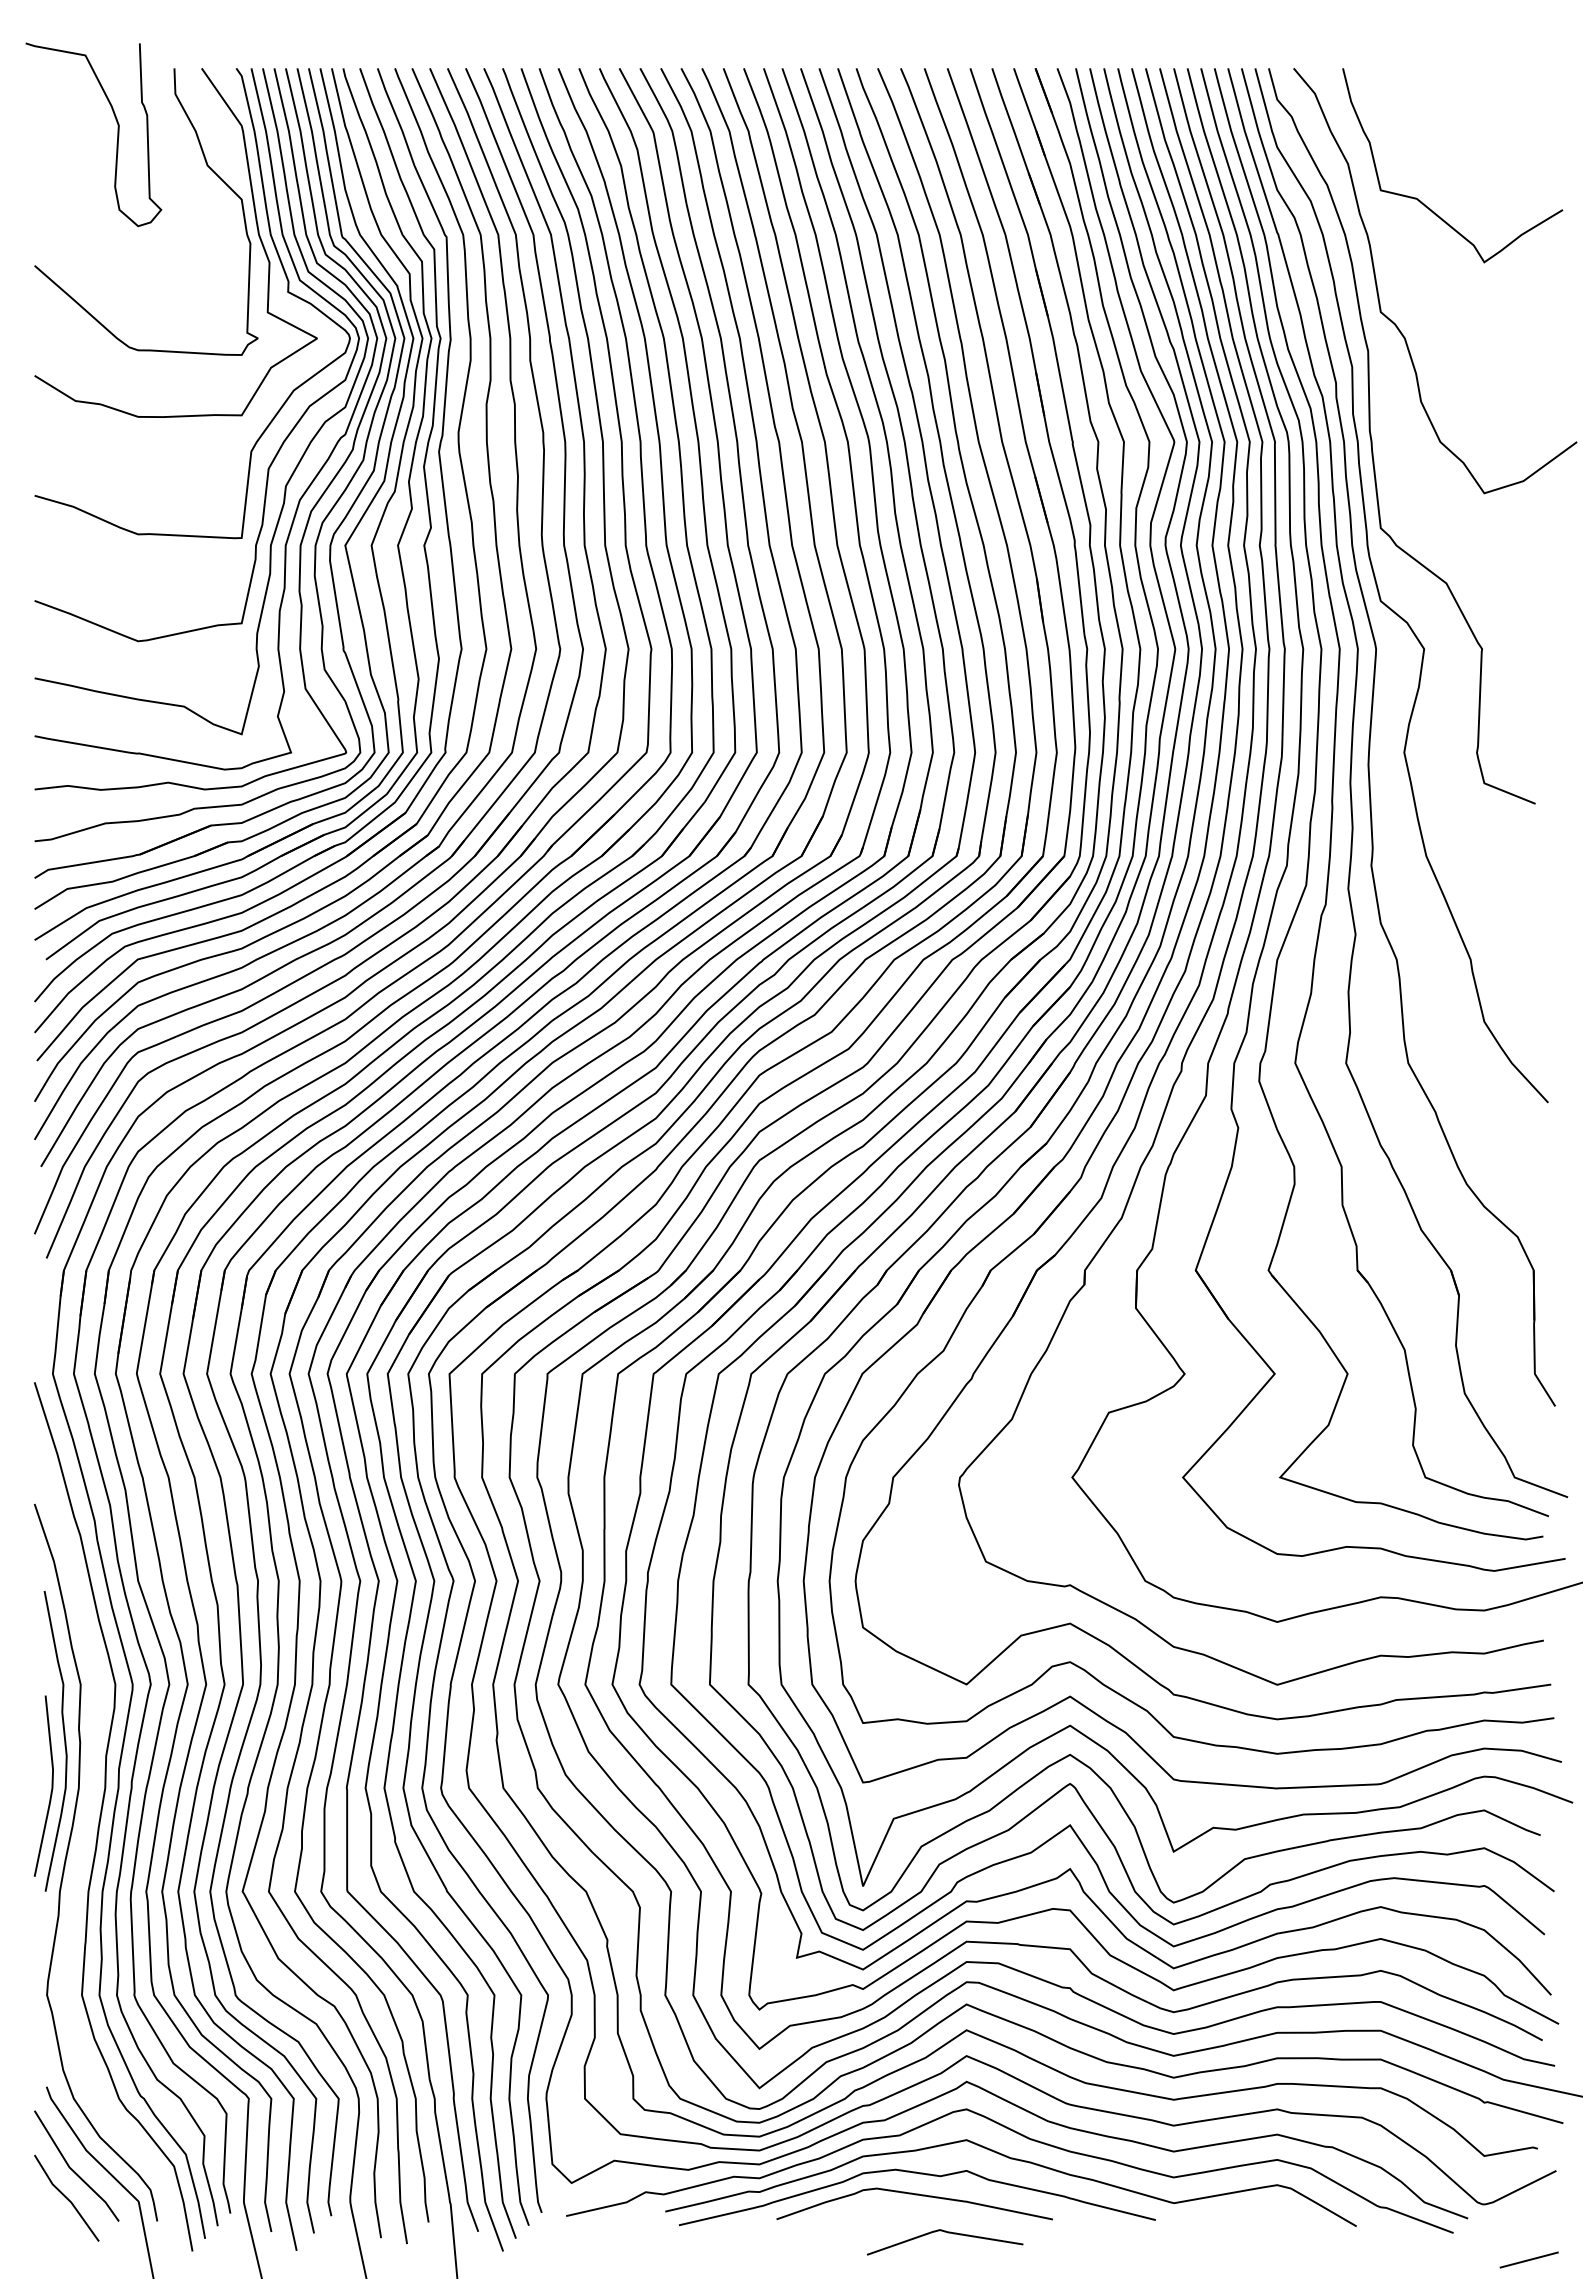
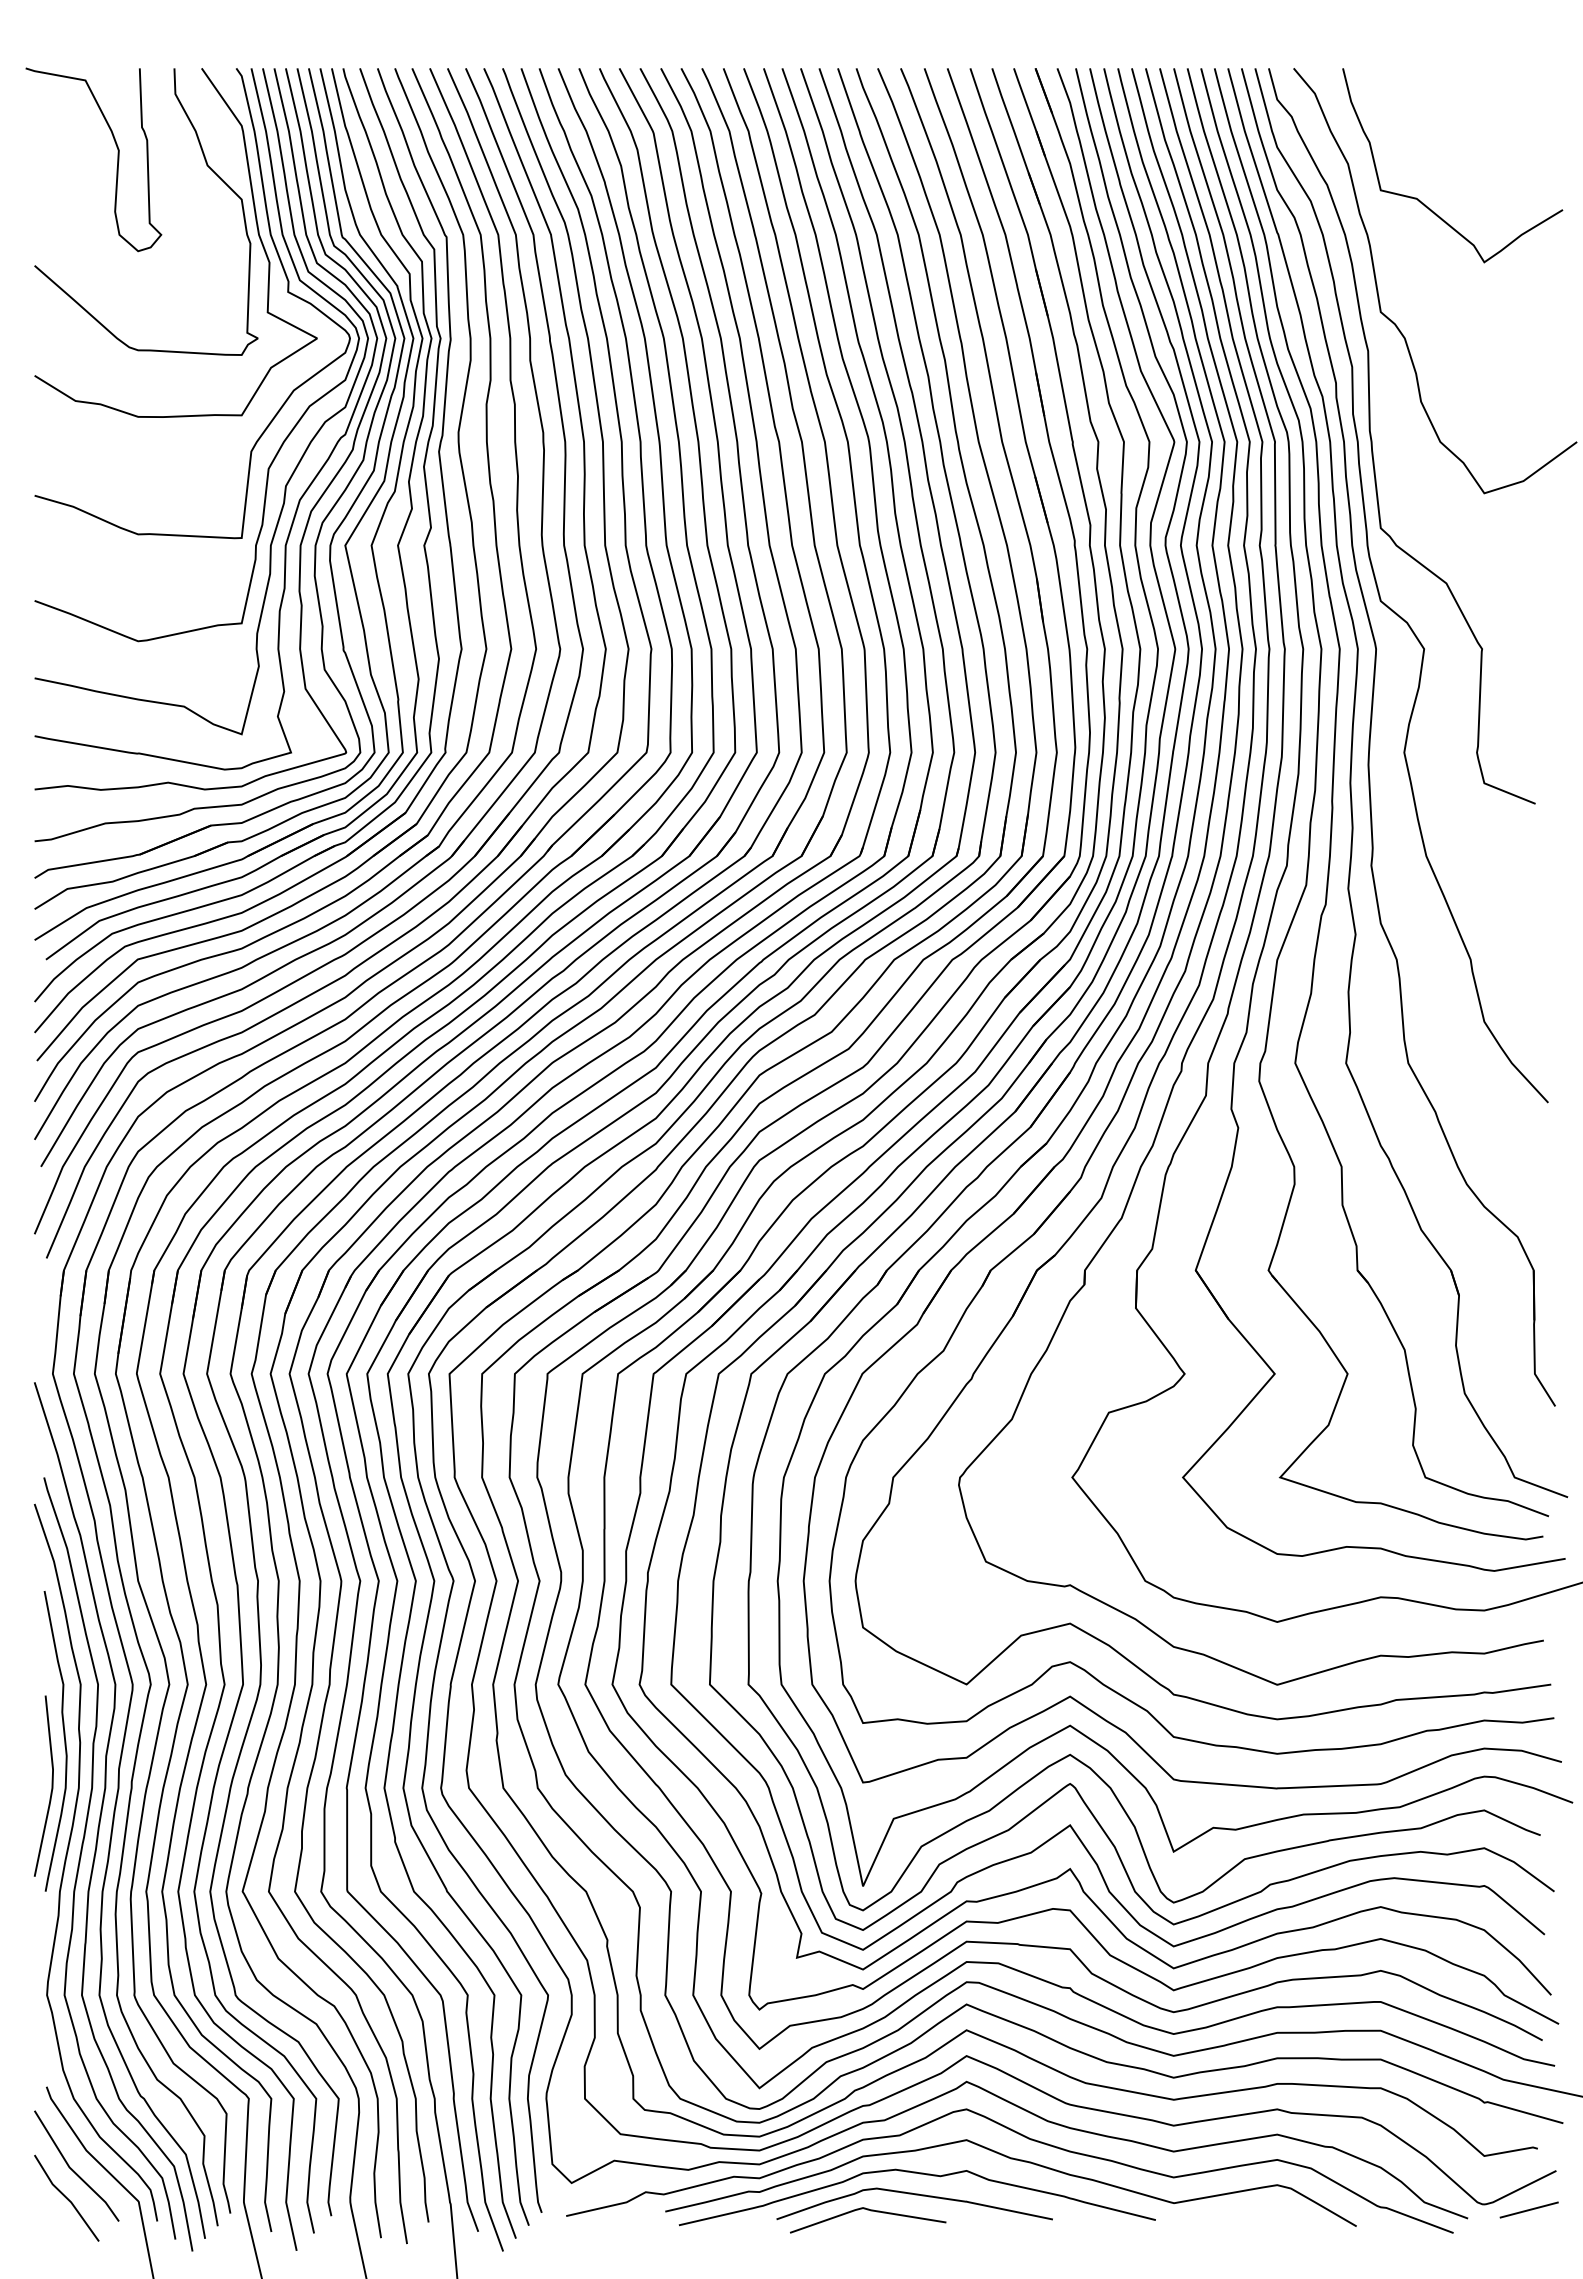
curve position: (117, 134) -> (117, 159) (117, 159)
curve: none -> present (82, 1851)
line position: (947, 2233) -> (870, 2211) (870, 2211)
line position: (1528, 2259) -> (1528, 2209) (1528, 2209)
